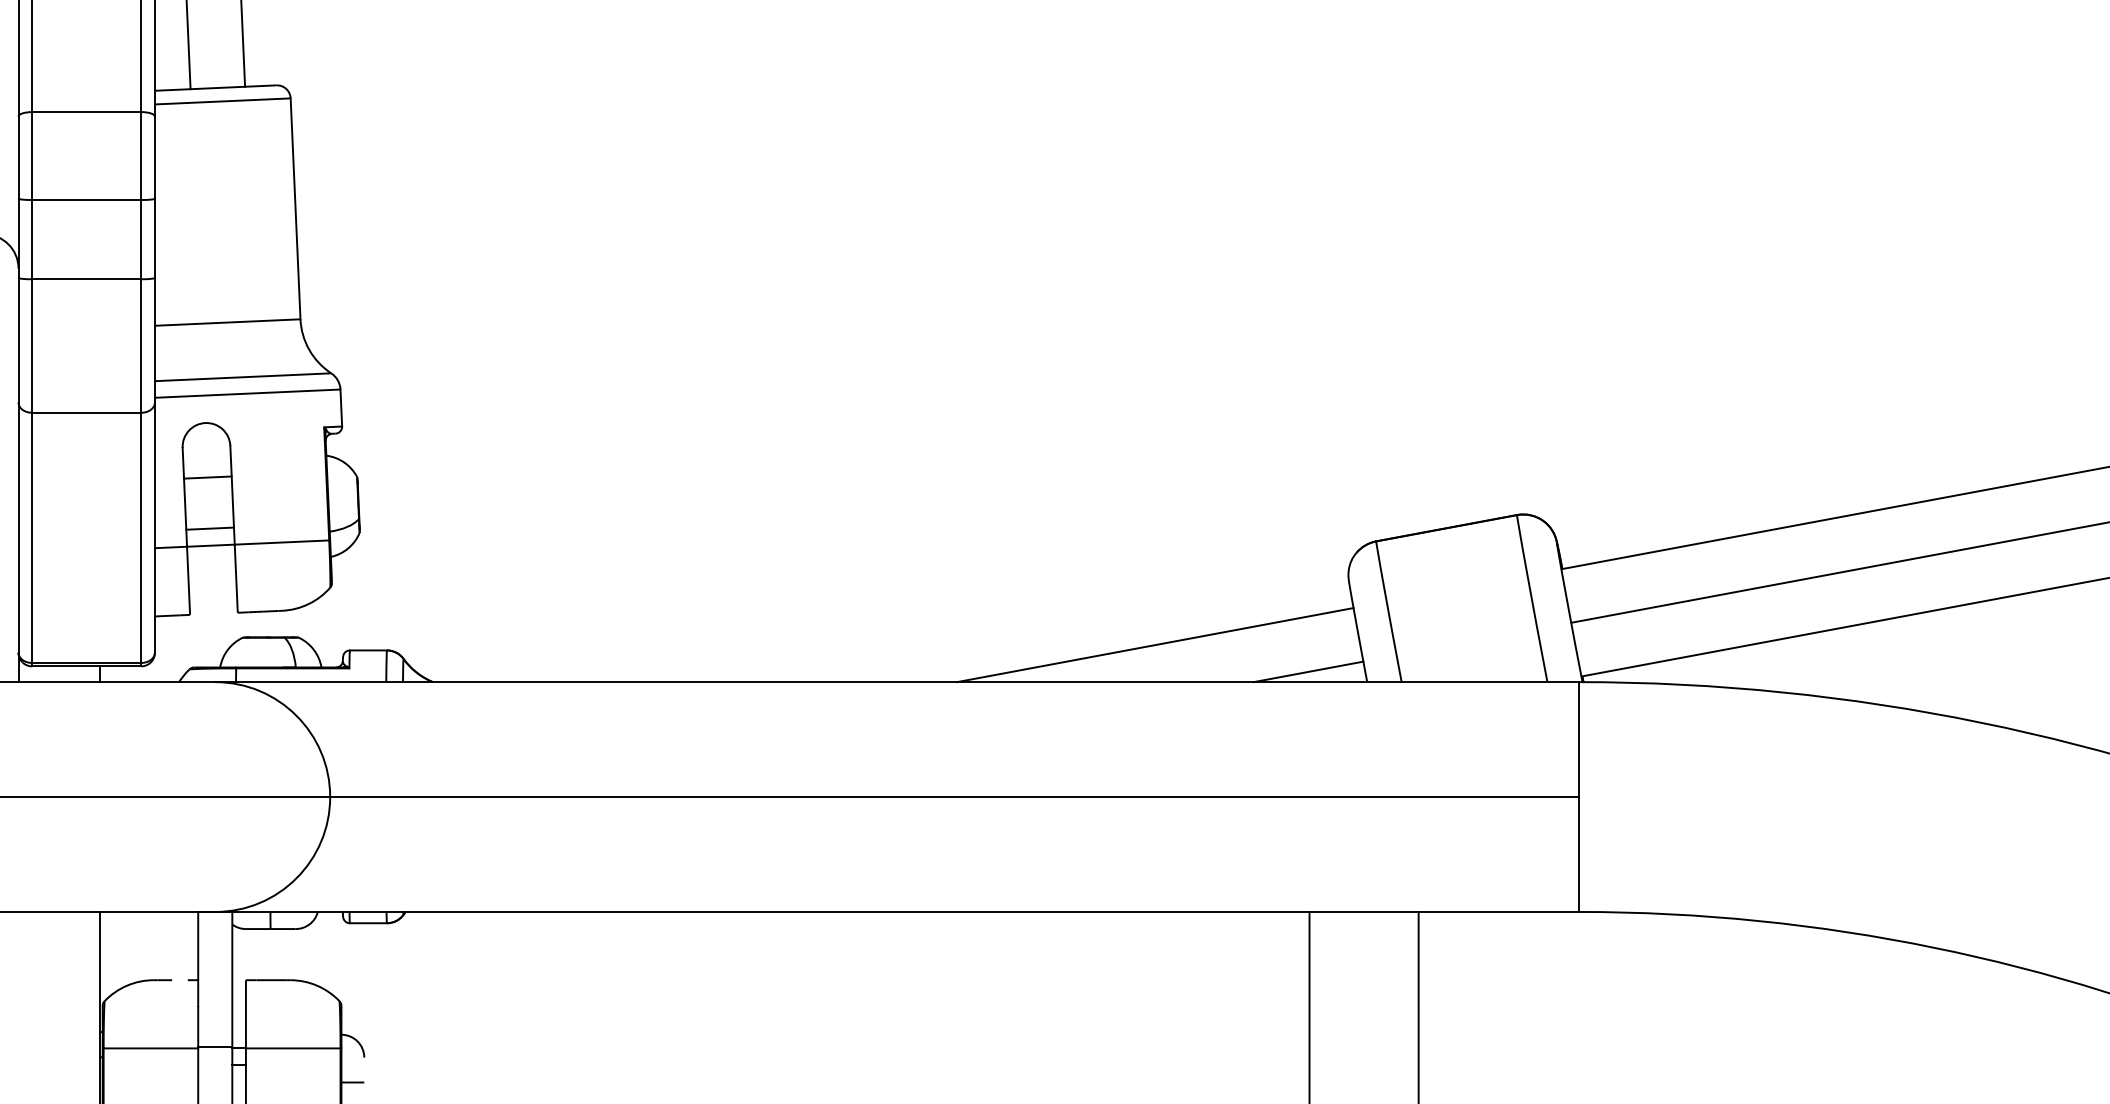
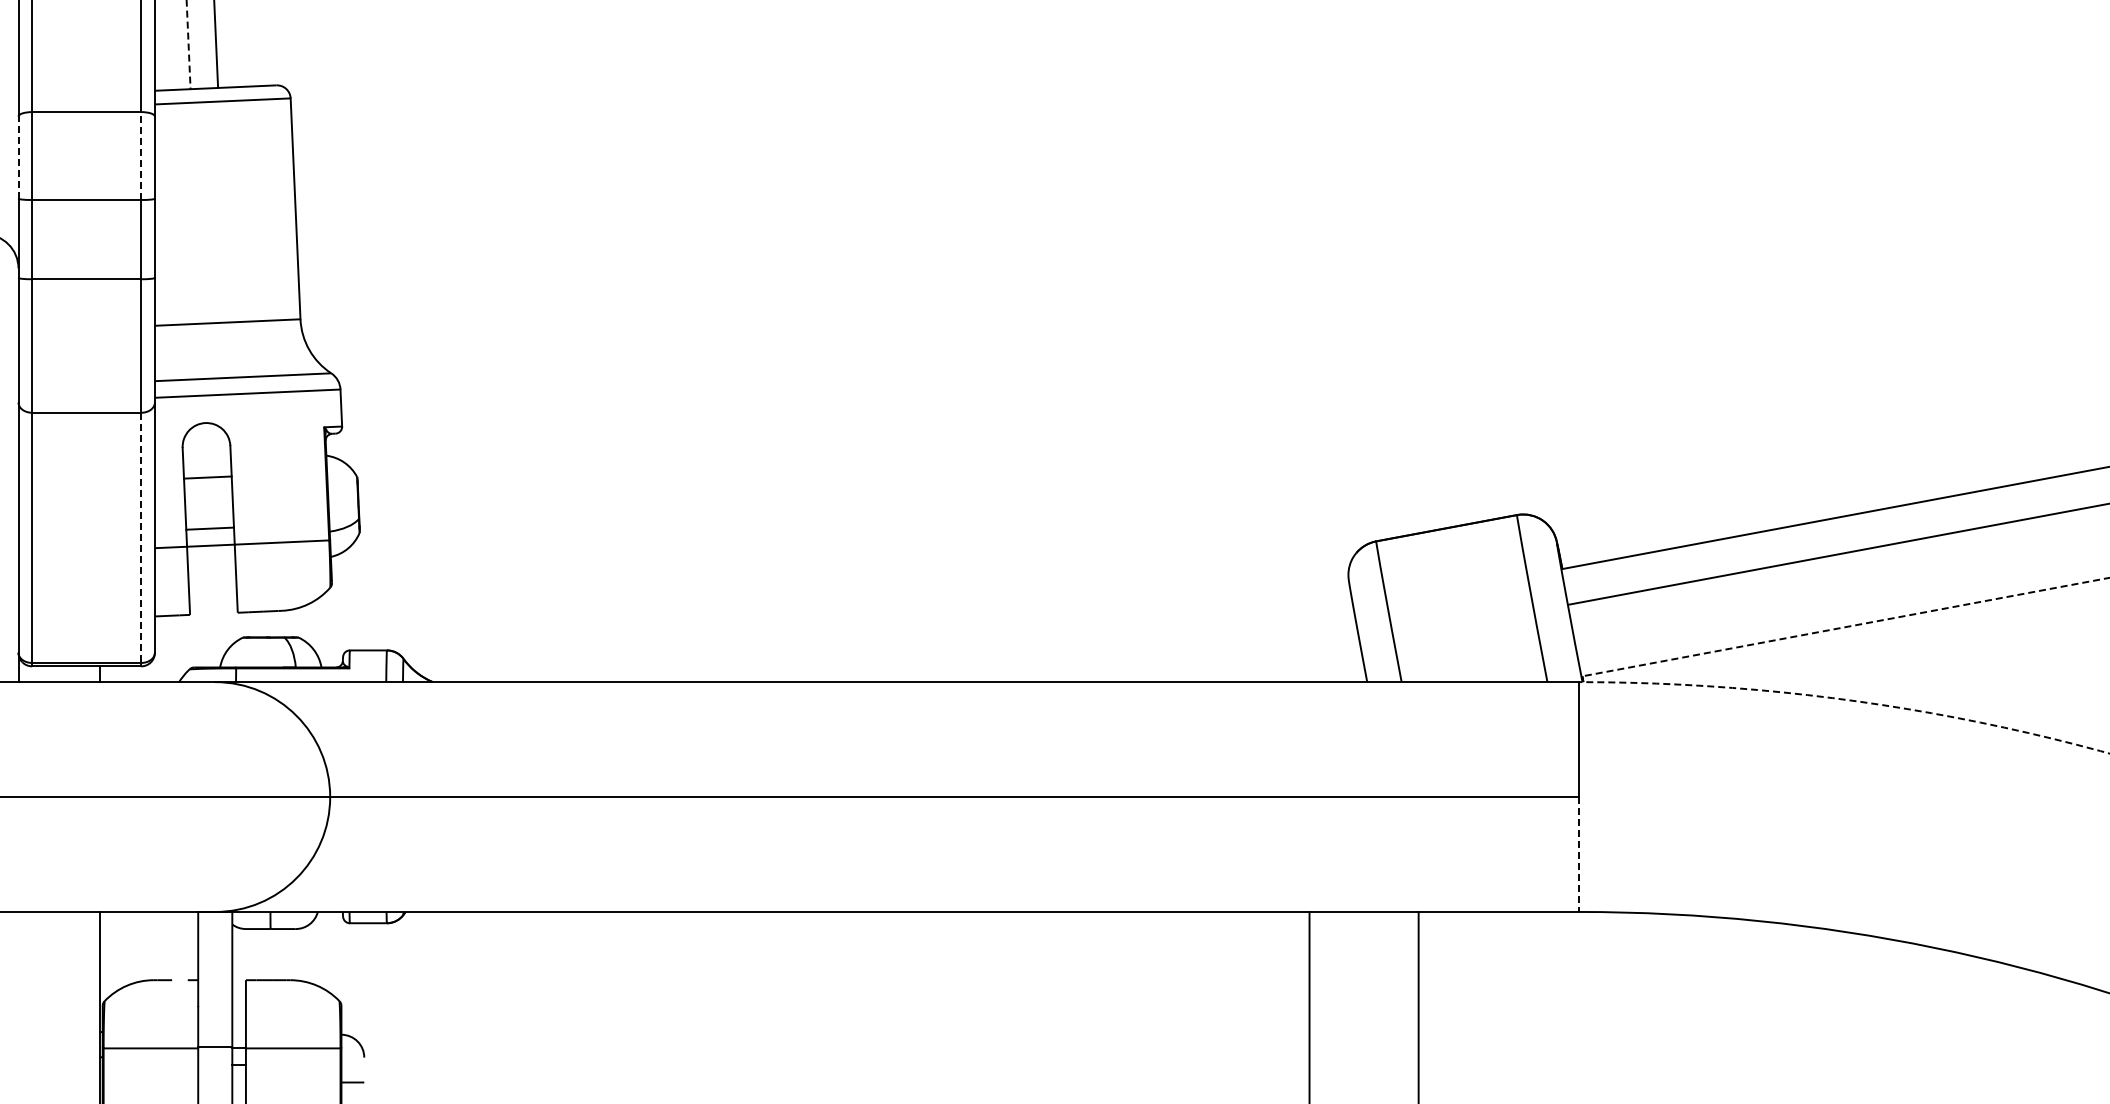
line position: (243, 44) -> (216, 44) (216, 44)
line: solid -> dashed (188, 45)
line: solid -> dashed (141, 156)
line: solid -> dashed (18, 157)
line: solid -> dashed (141, 538)
line position: (1838, 572) -> (1837, 554) (1837, 554)
line: solid -> dashed (1845, 627)
line: present -> none (1155, 645)
line: present -> none (1308, 671)
arc: solid -> dashed (1846, 700)
line: solid -> dashed (1579, 855)
